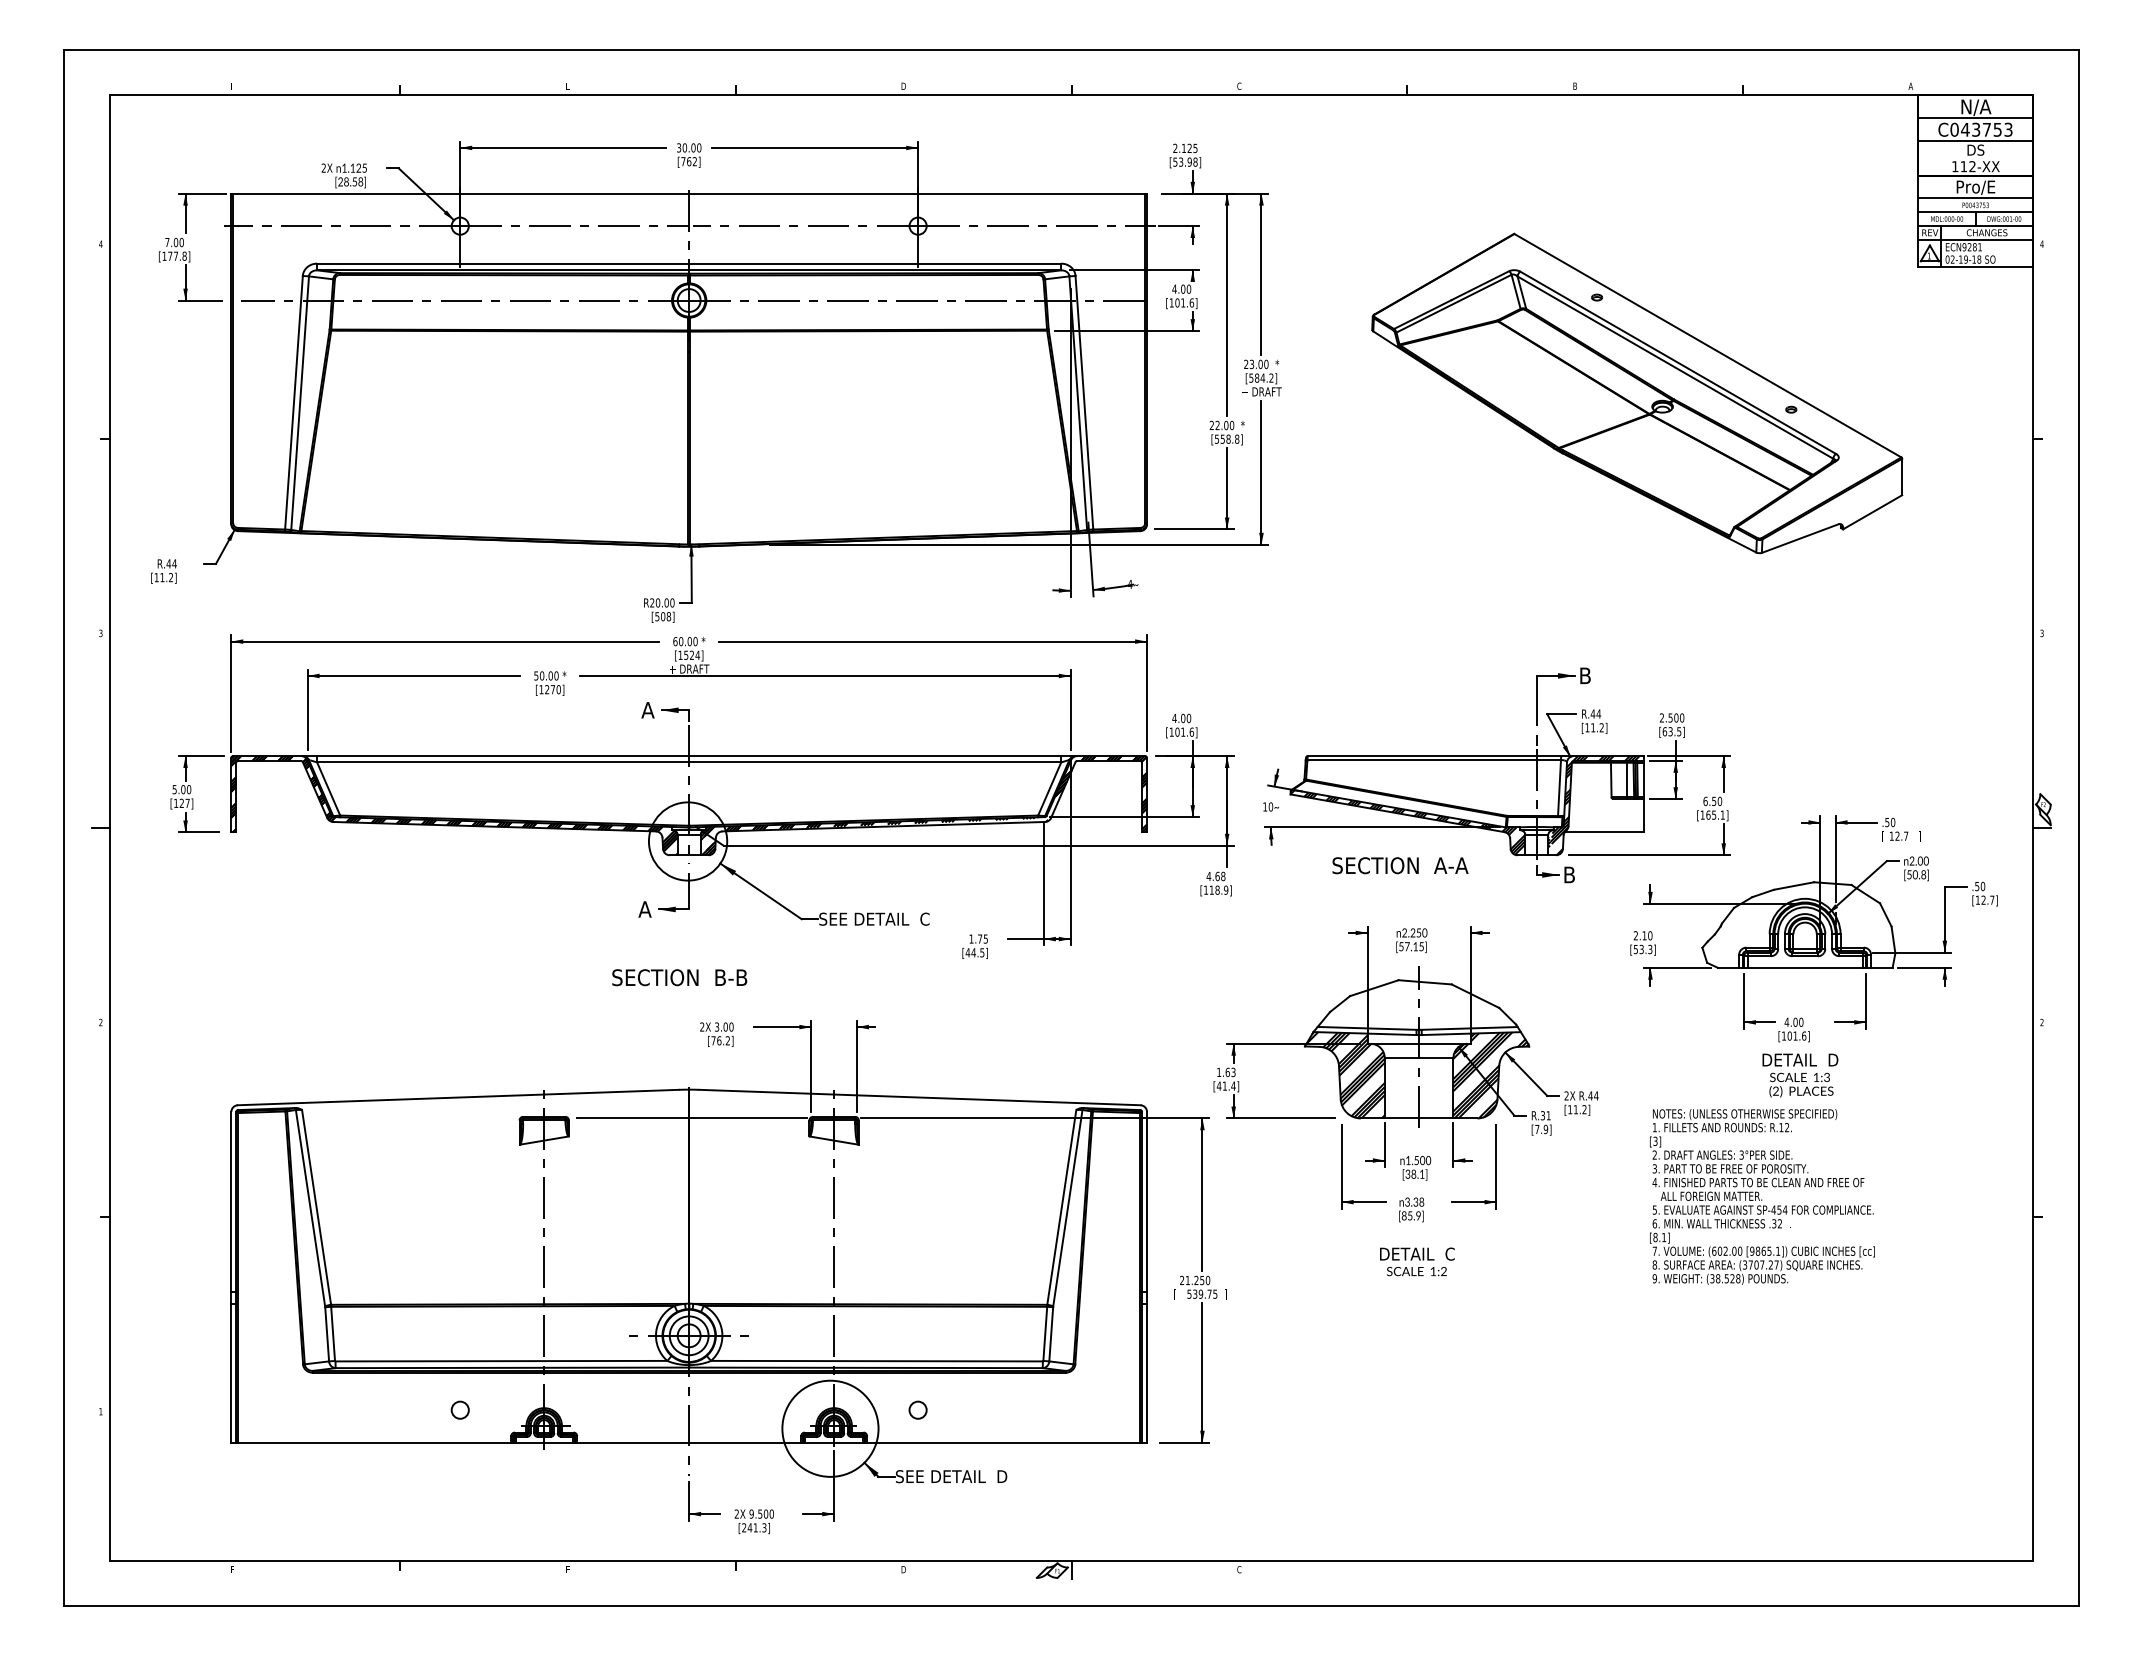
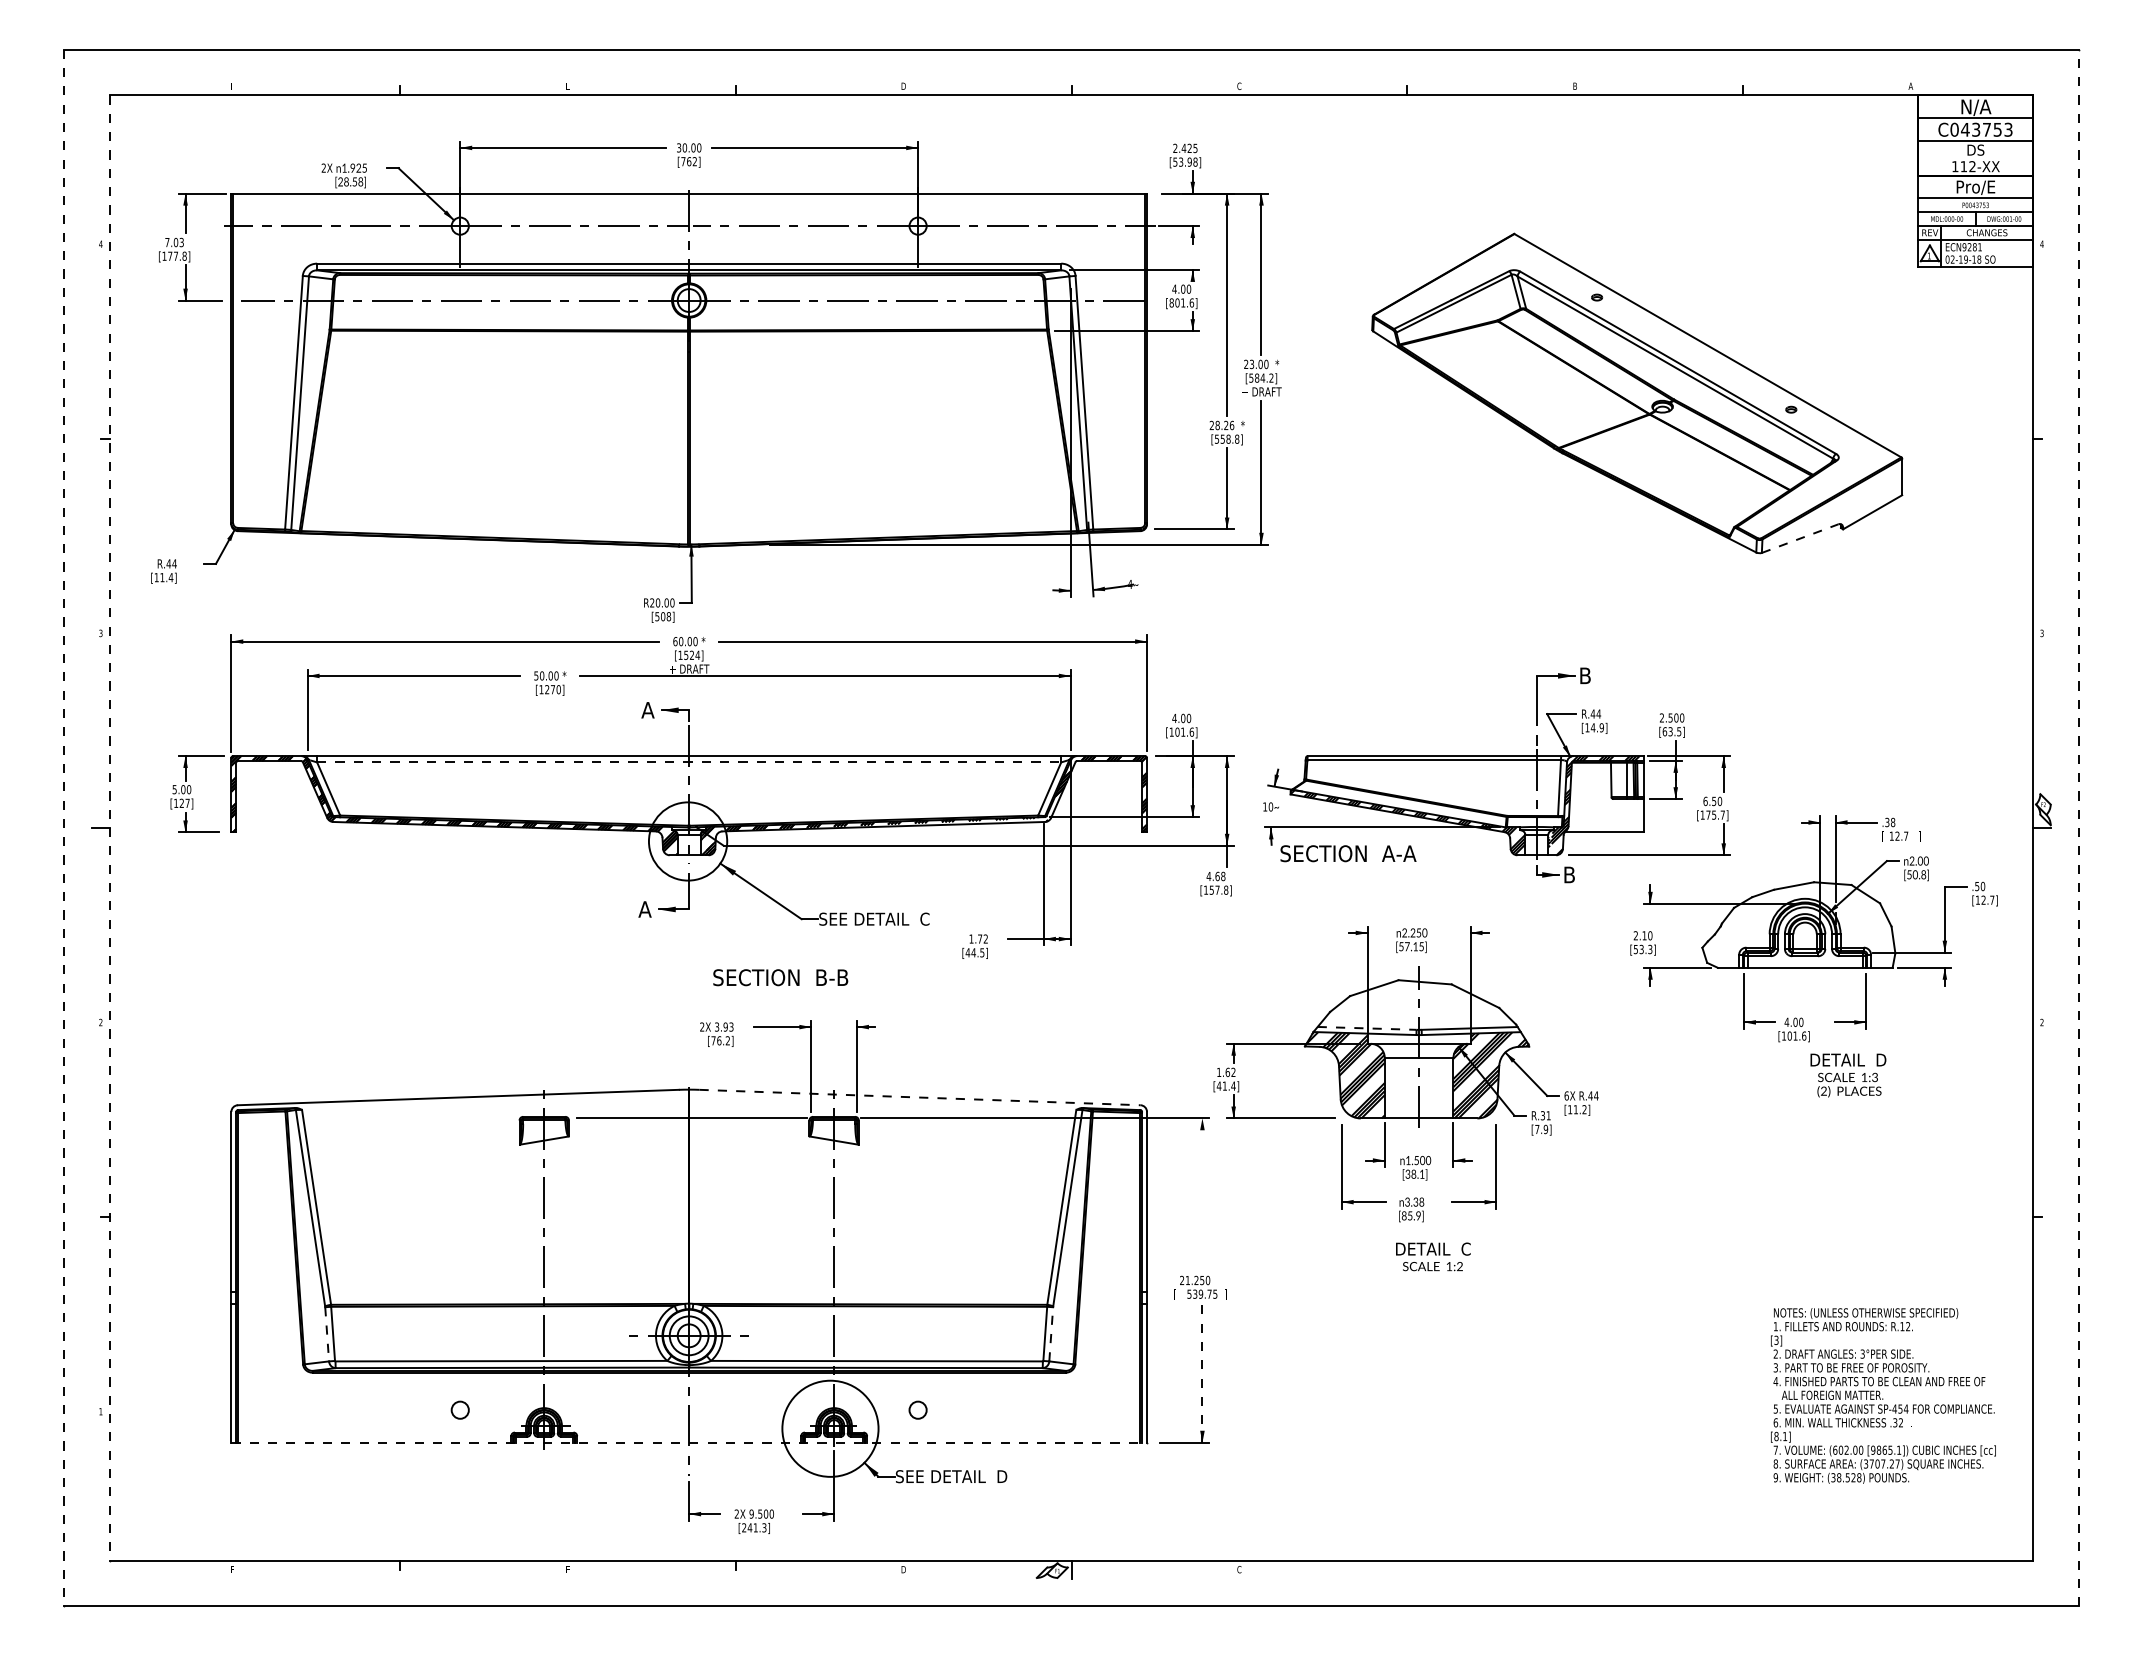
text: 2.125 -> 2.425 (1183, 148)
text: 1.125 -> 1.925 (352, 167)
text: 7.00 -> 7.03 (181, 242)
text: [101.6] -> [801.6] (1171, 302)
text: 22.00 -> 28.26 (1224, 425)
line: solid -> dashed (1800, 538)
text: [11.2] -> [11.4] (170, 577)
text: [11.2] -> [14.9] (1596, 727)
line: solid -> dashed (689, 762)
text: [165.1] -> [175.7] (1715, 814)
text: .50 -> .38 (1890, 821)
line: solid -> dashed (2078, 827)
line: solid -> dashed (64, 828)
line: solid -> dashed (110, 828)
text position: (1400, 865) -> (1348, 853) (1348, 853)
text: [118.9] -> [157.8] (1218, 889)
text: 1.75 -> 1.72 (985, 938)
text position: (679, 977) -> (780, 977) (780, 977)
text: 3.00 -> 3.93 (728, 1026)
line: solid -> dashed (1367, 1028)
text: 1.63 -> 1.62 (1233, 1072)
text position: (1800, 1075) -> (1848, 1075) (1848, 1075)
text: 2X -> 6X (1566, 1095)
line: solid -> dashed (920, 1097)
line: present -> none (1202, 1194)
text position: (1762, 1196) -> (1883, 1395) (1883, 1395)
text position: (1417, 1261) -> (1433, 1256) (1433, 1256)
line: solid -> dashed (1051, 1333)
line: solid -> dashed (327, 1334)
line: solid -> dashed (1202, 1373)
line: solid -> dashed (689, 1442)
